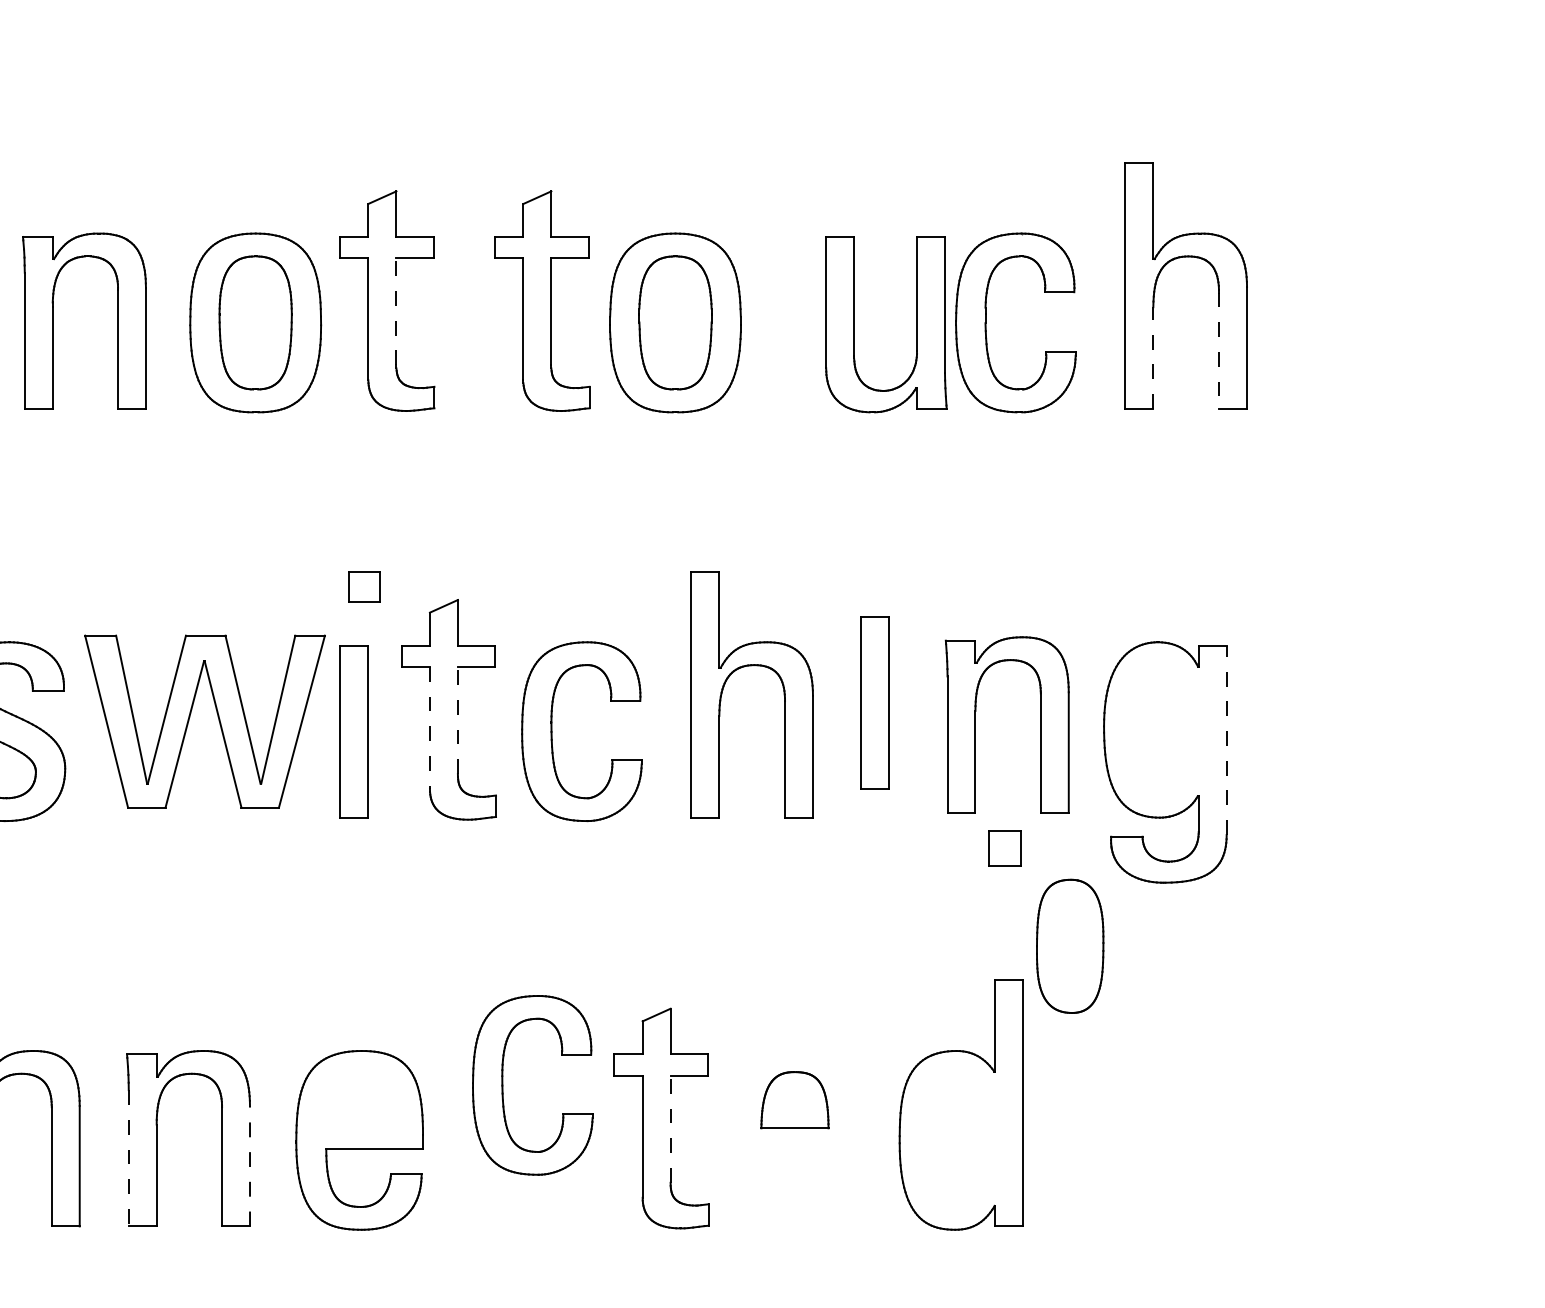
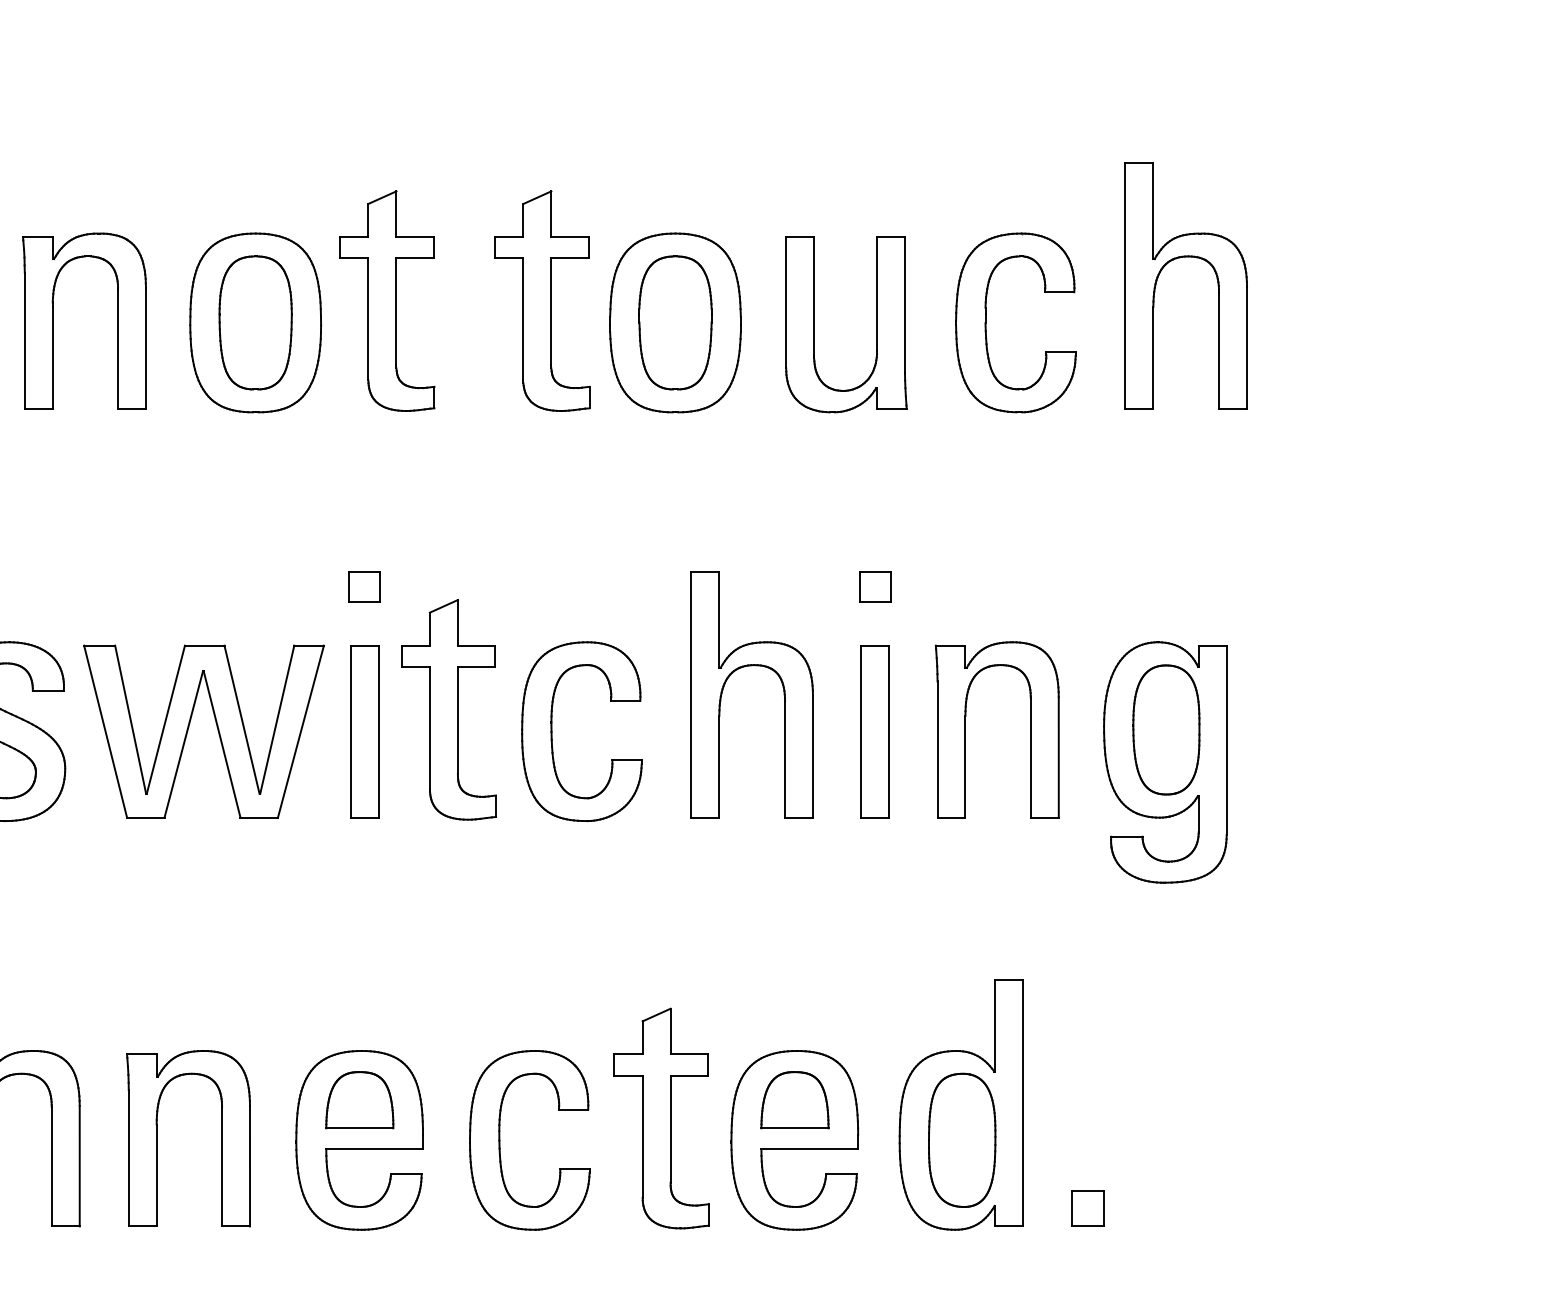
line: dashed -> solid (396, 311)
part position: (916, 324) -> (876, 324) (876, 324)
line: dashed -> solid (1218, 351)
line: dashed -> solid (1153, 358)
part: none -> present (875, 586)
part position: (874, 702) -> (874, 731) (874, 731)
part position: (217, 717) -> (216, 727) (216, 727)
line: dashed -> solid (457, 720)
part position: (975, 724) -> (965, 729) (965, 729)
line: dashed -> solid (429, 728)
part: none -> present (1166, 729)
part position: (353, 731) -> (364, 731) (364, 731)
line: dashed -> solid (1226, 740)
part position: (1004, 848) -> (1087, 1208) (1087, 1208)
part position: (1070, 945) -> (962, 1139) (962, 1139)
part position: (503, 1085) -> (500, 1140) (500, 1140)
part: none -> present (359, 1100)
line: dashed -> solid (670, 1129)
part: none -> present (794, 1140)
line: dashed -> solid (128, 1158)
line: dashed -> solid (250, 1165)
